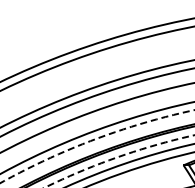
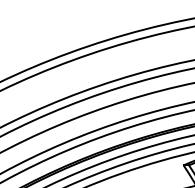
arc: dashed -> solid (94, 139)
arc: dashed -> solid (118, 157)
